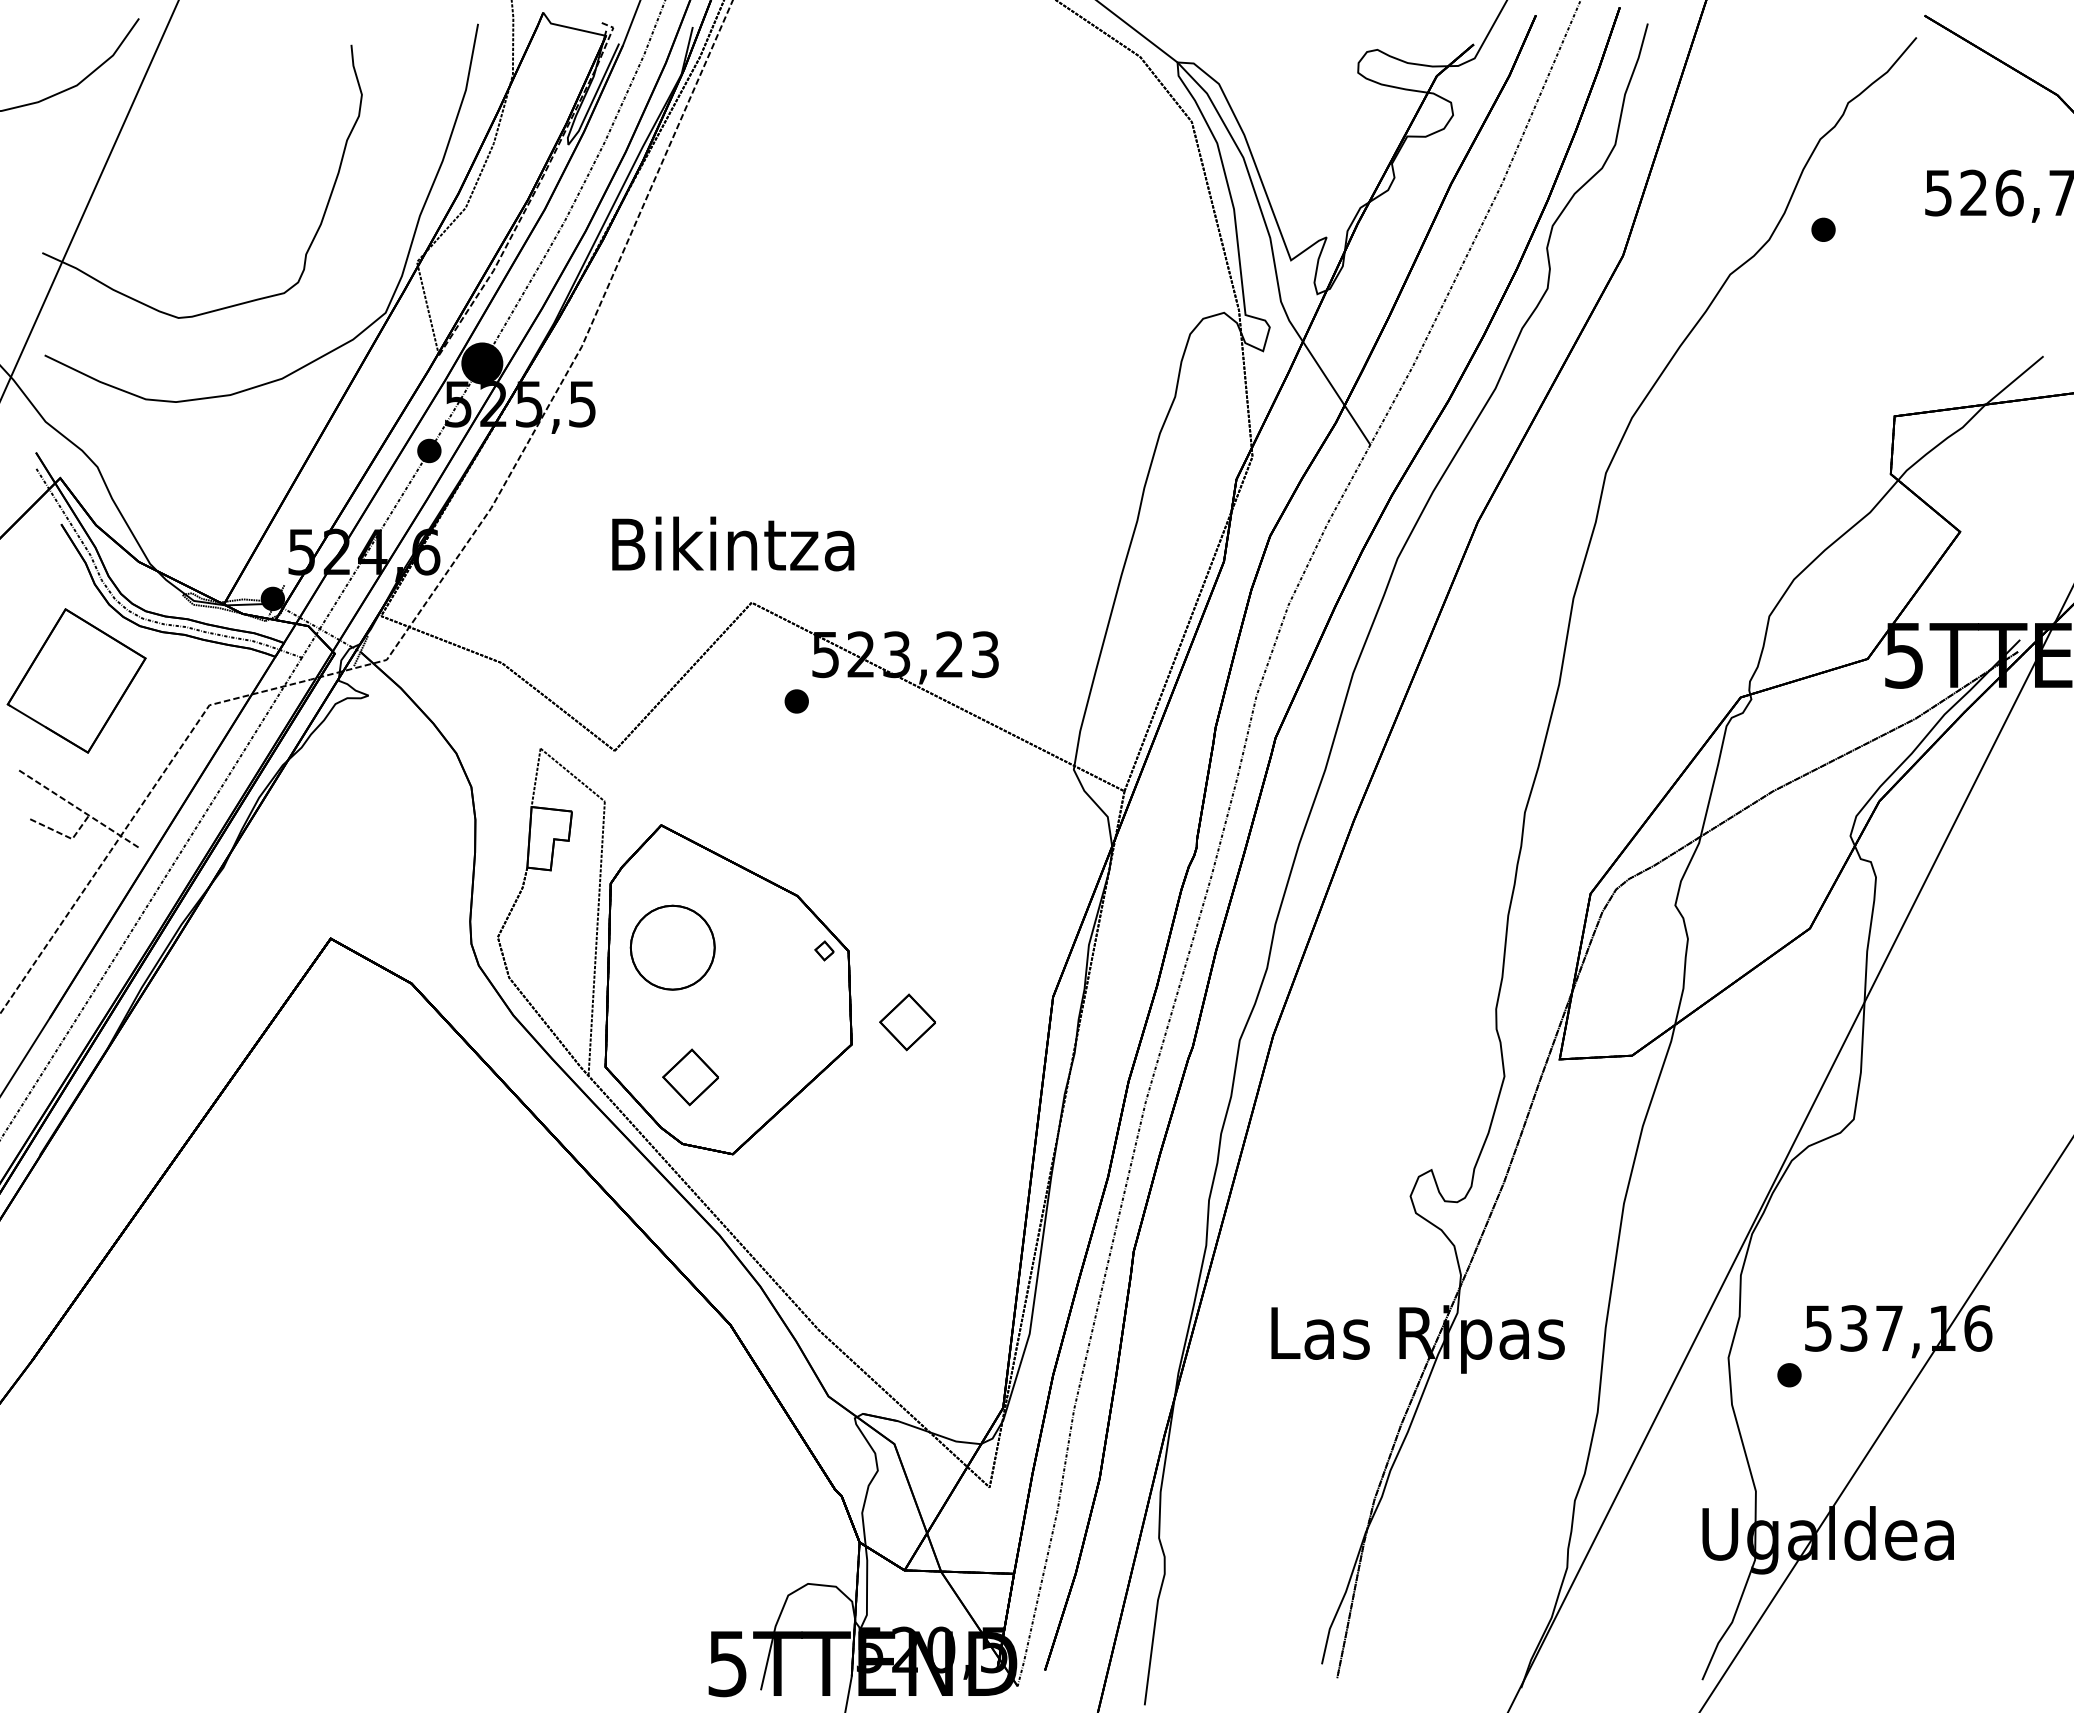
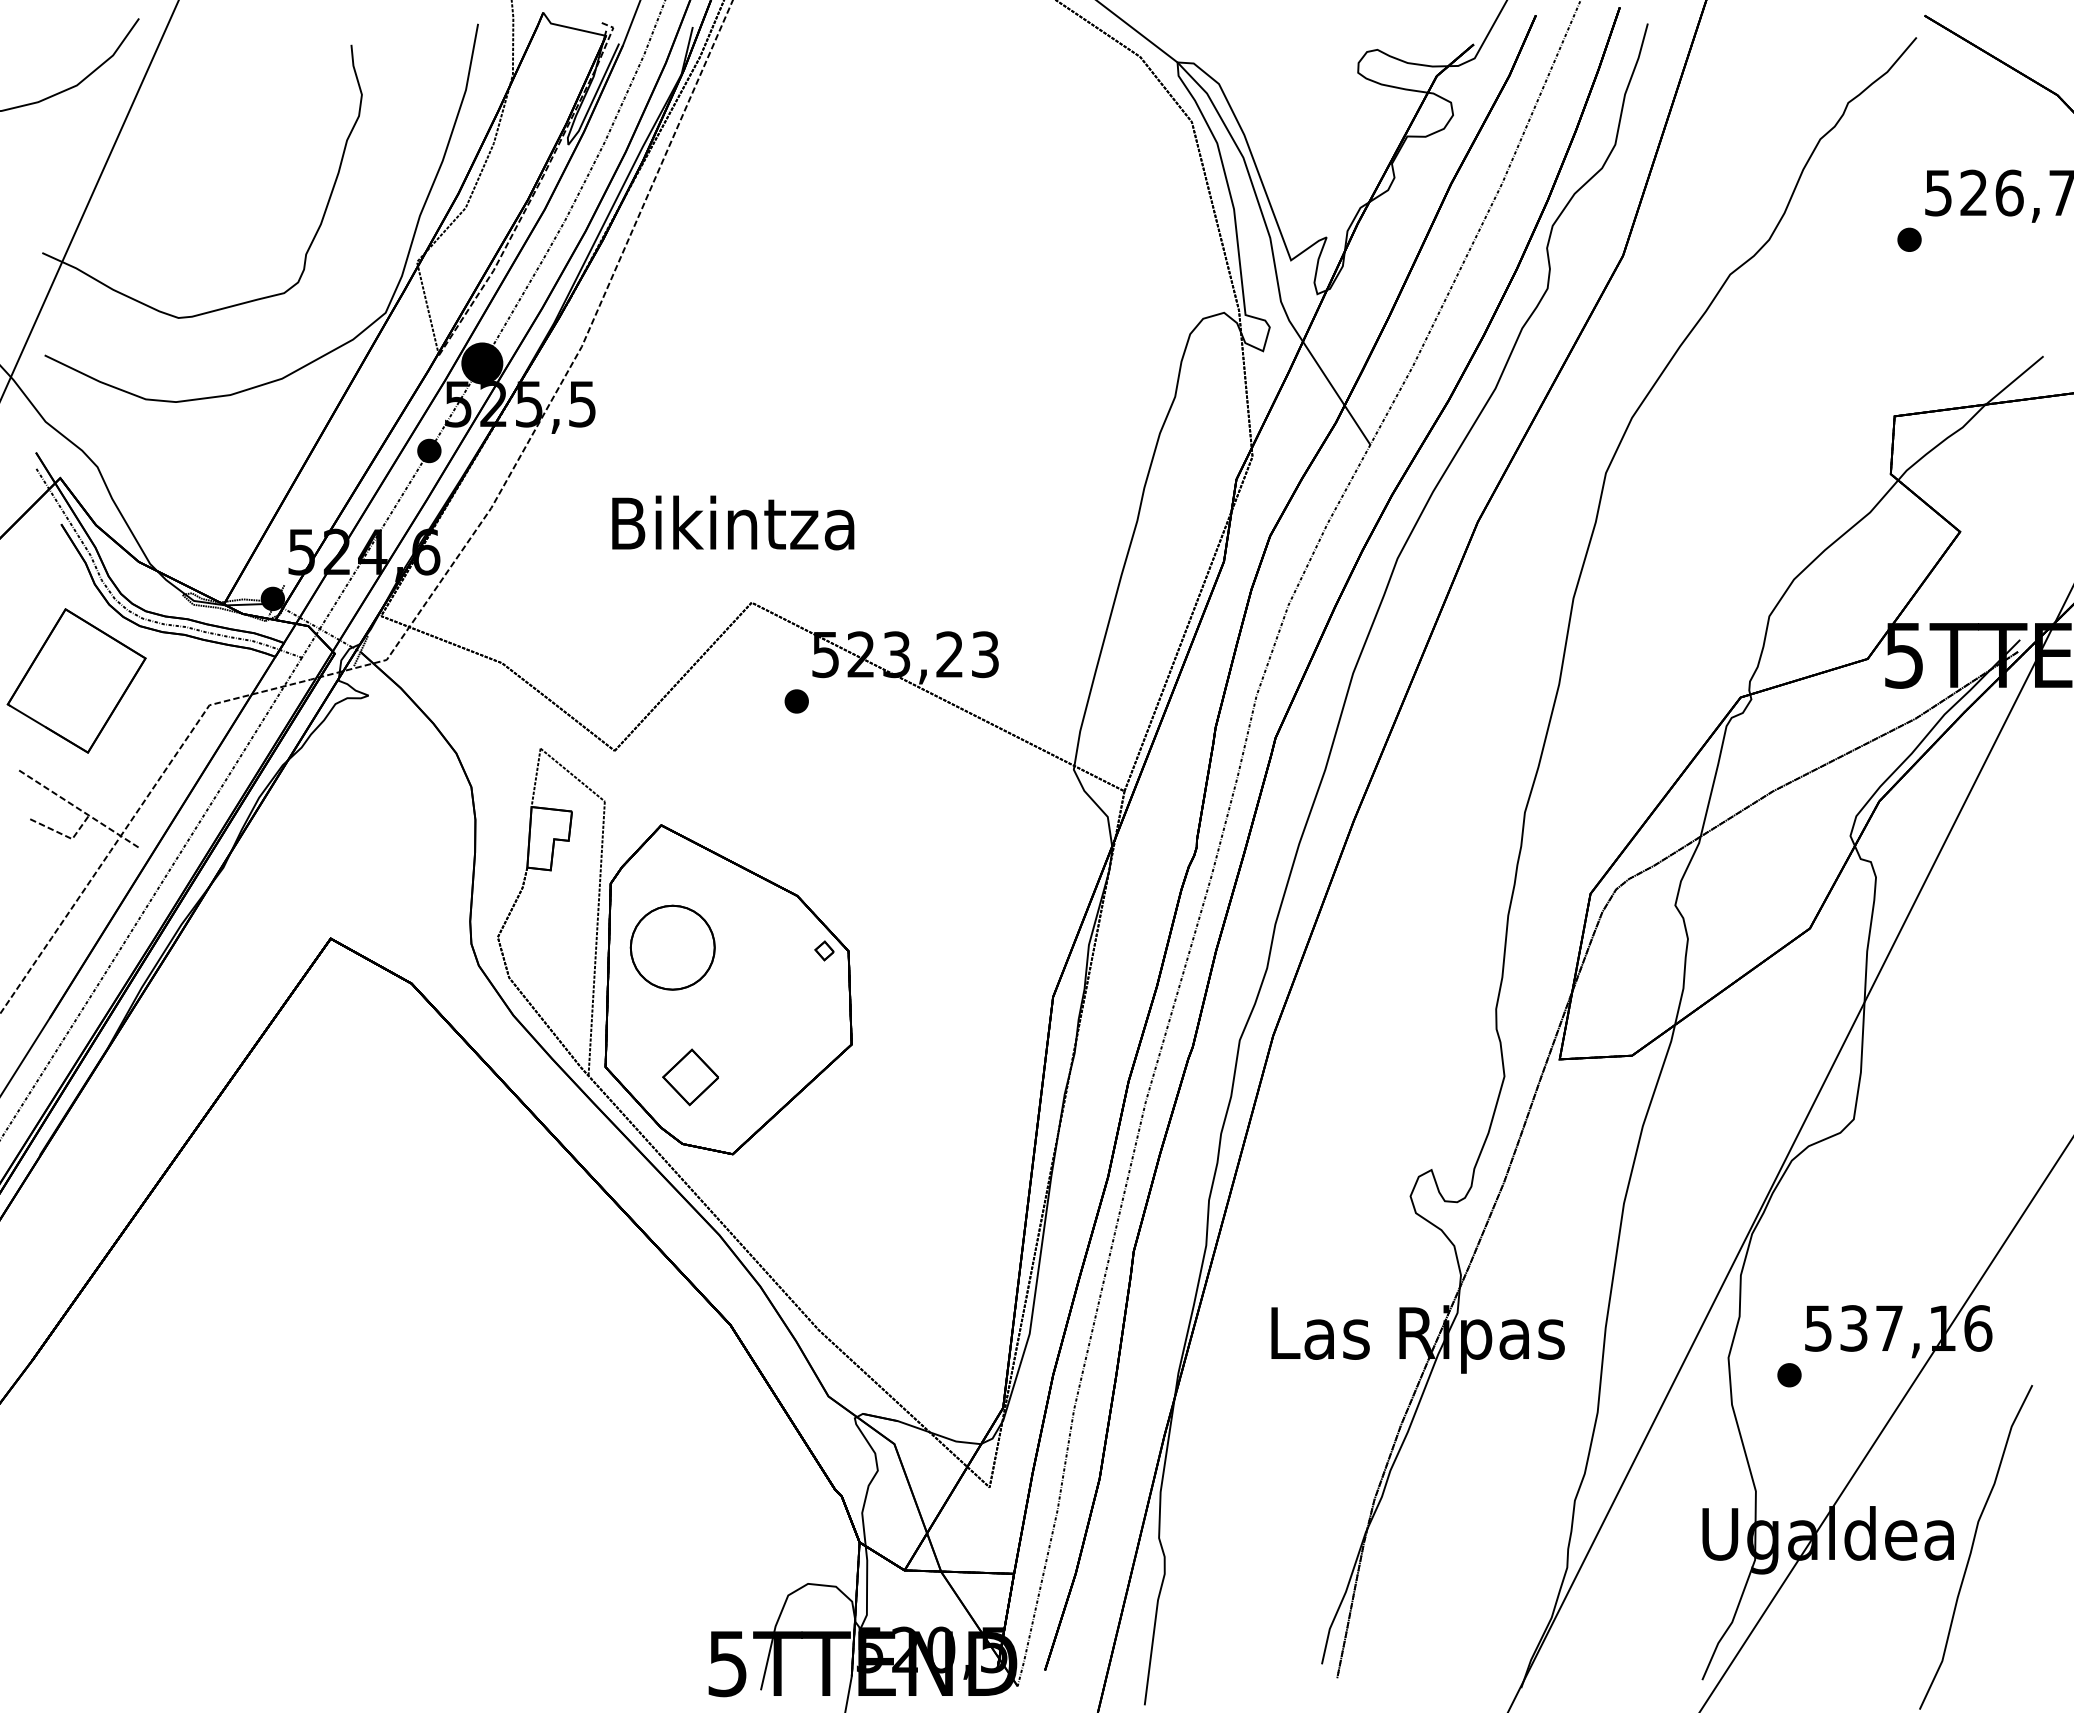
part position: (1823, 229) -> (1909, 239) (1909, 239)
text position: (733, 543) -> (733, 522) (733, 522)
part: present -> none (907, 1022)
curve: none -> present (1973, 1546)
